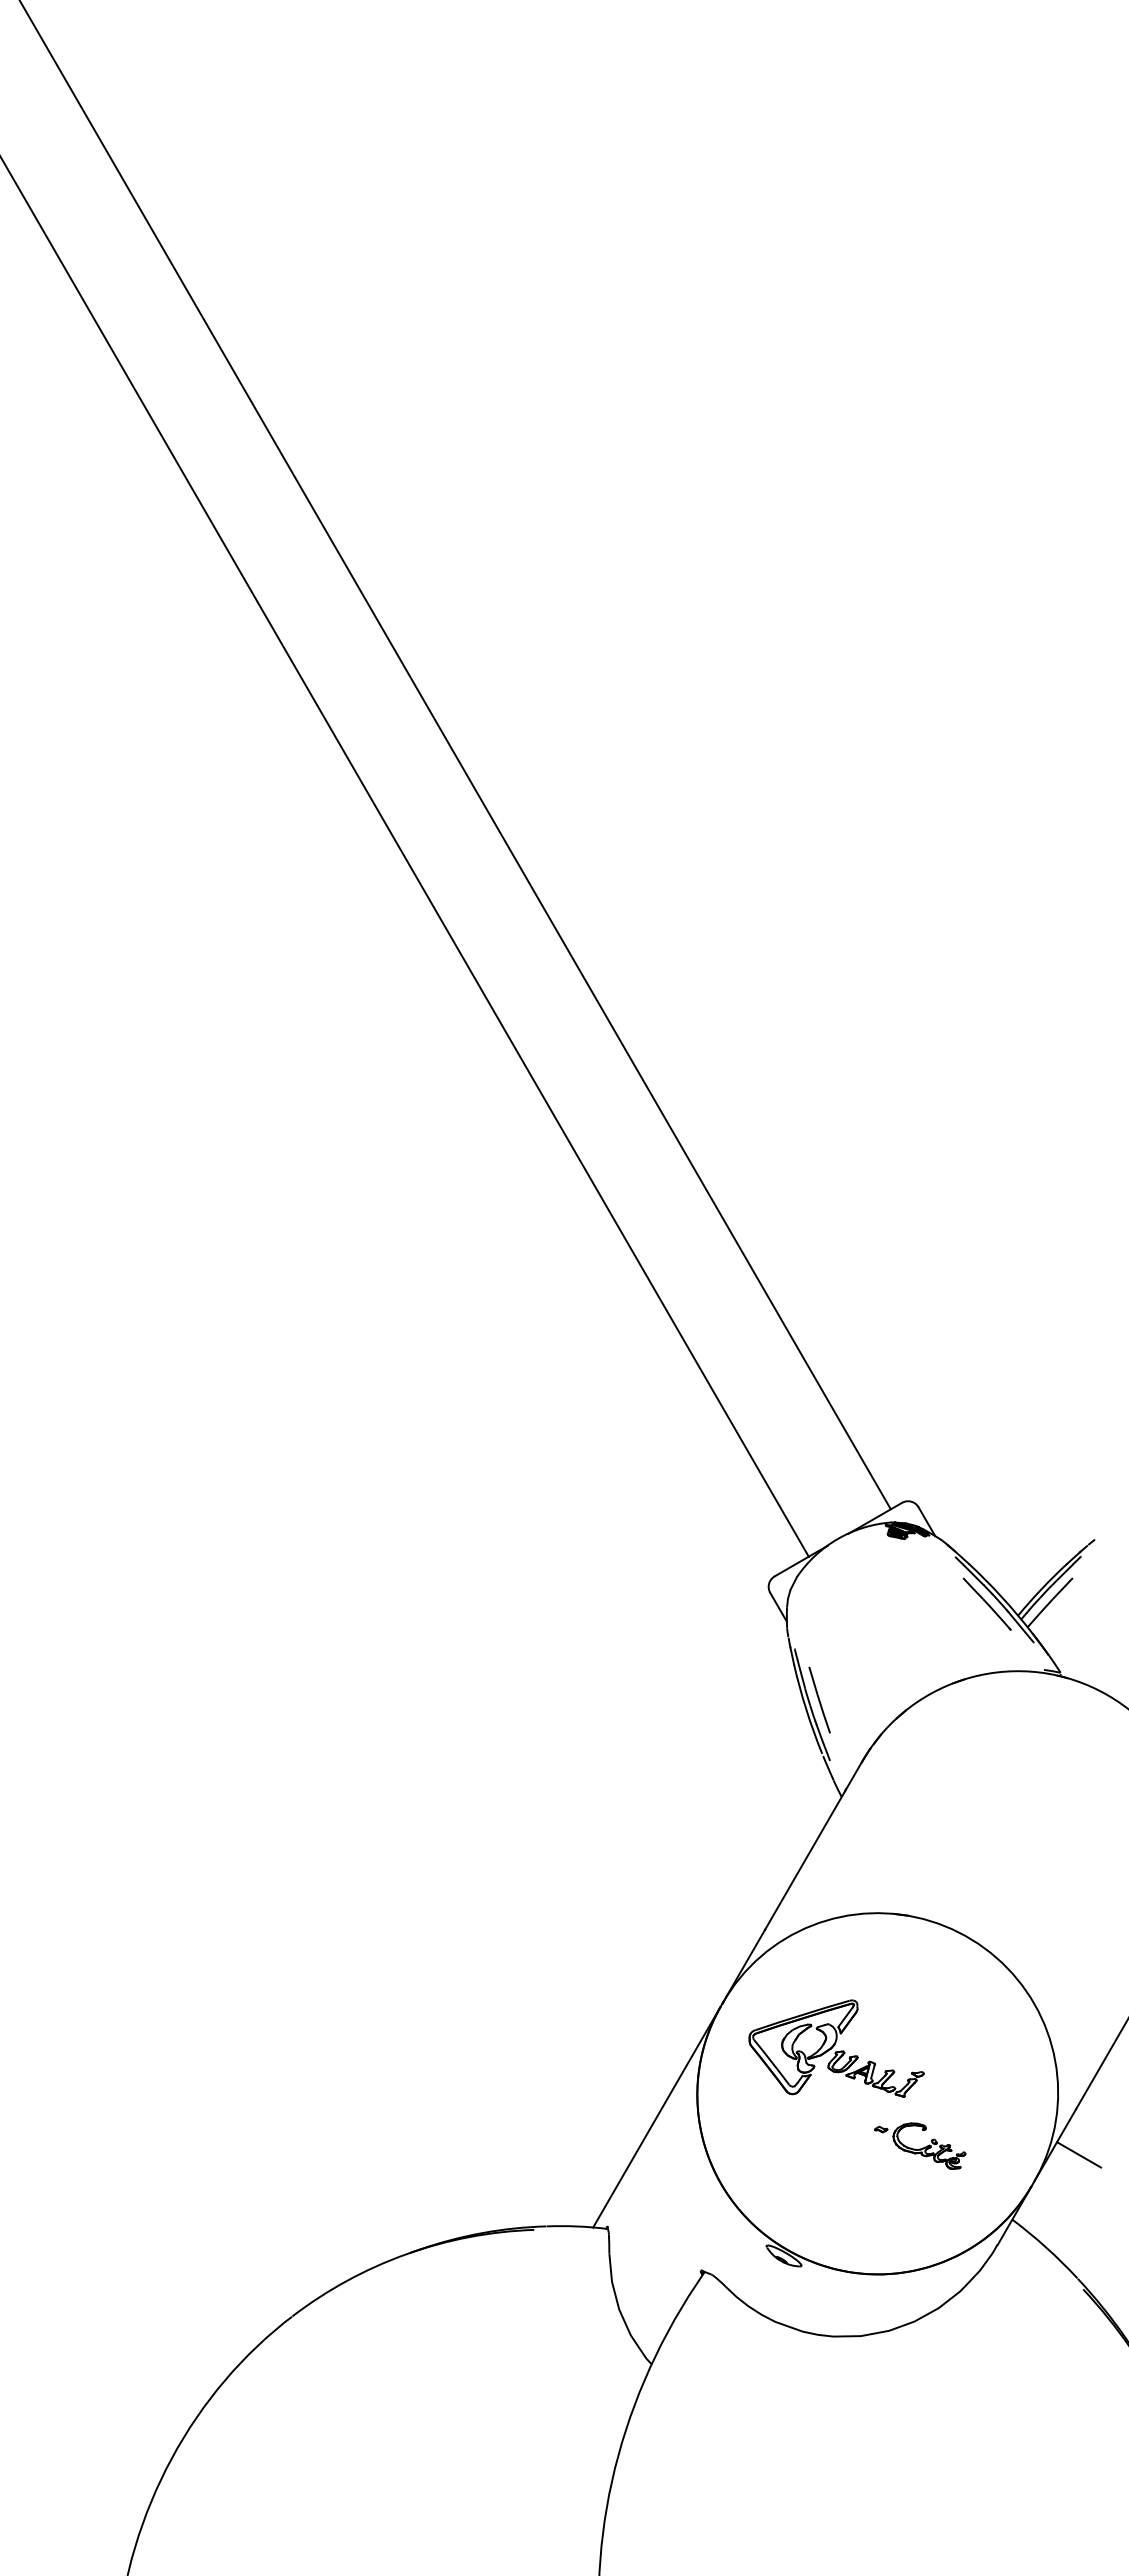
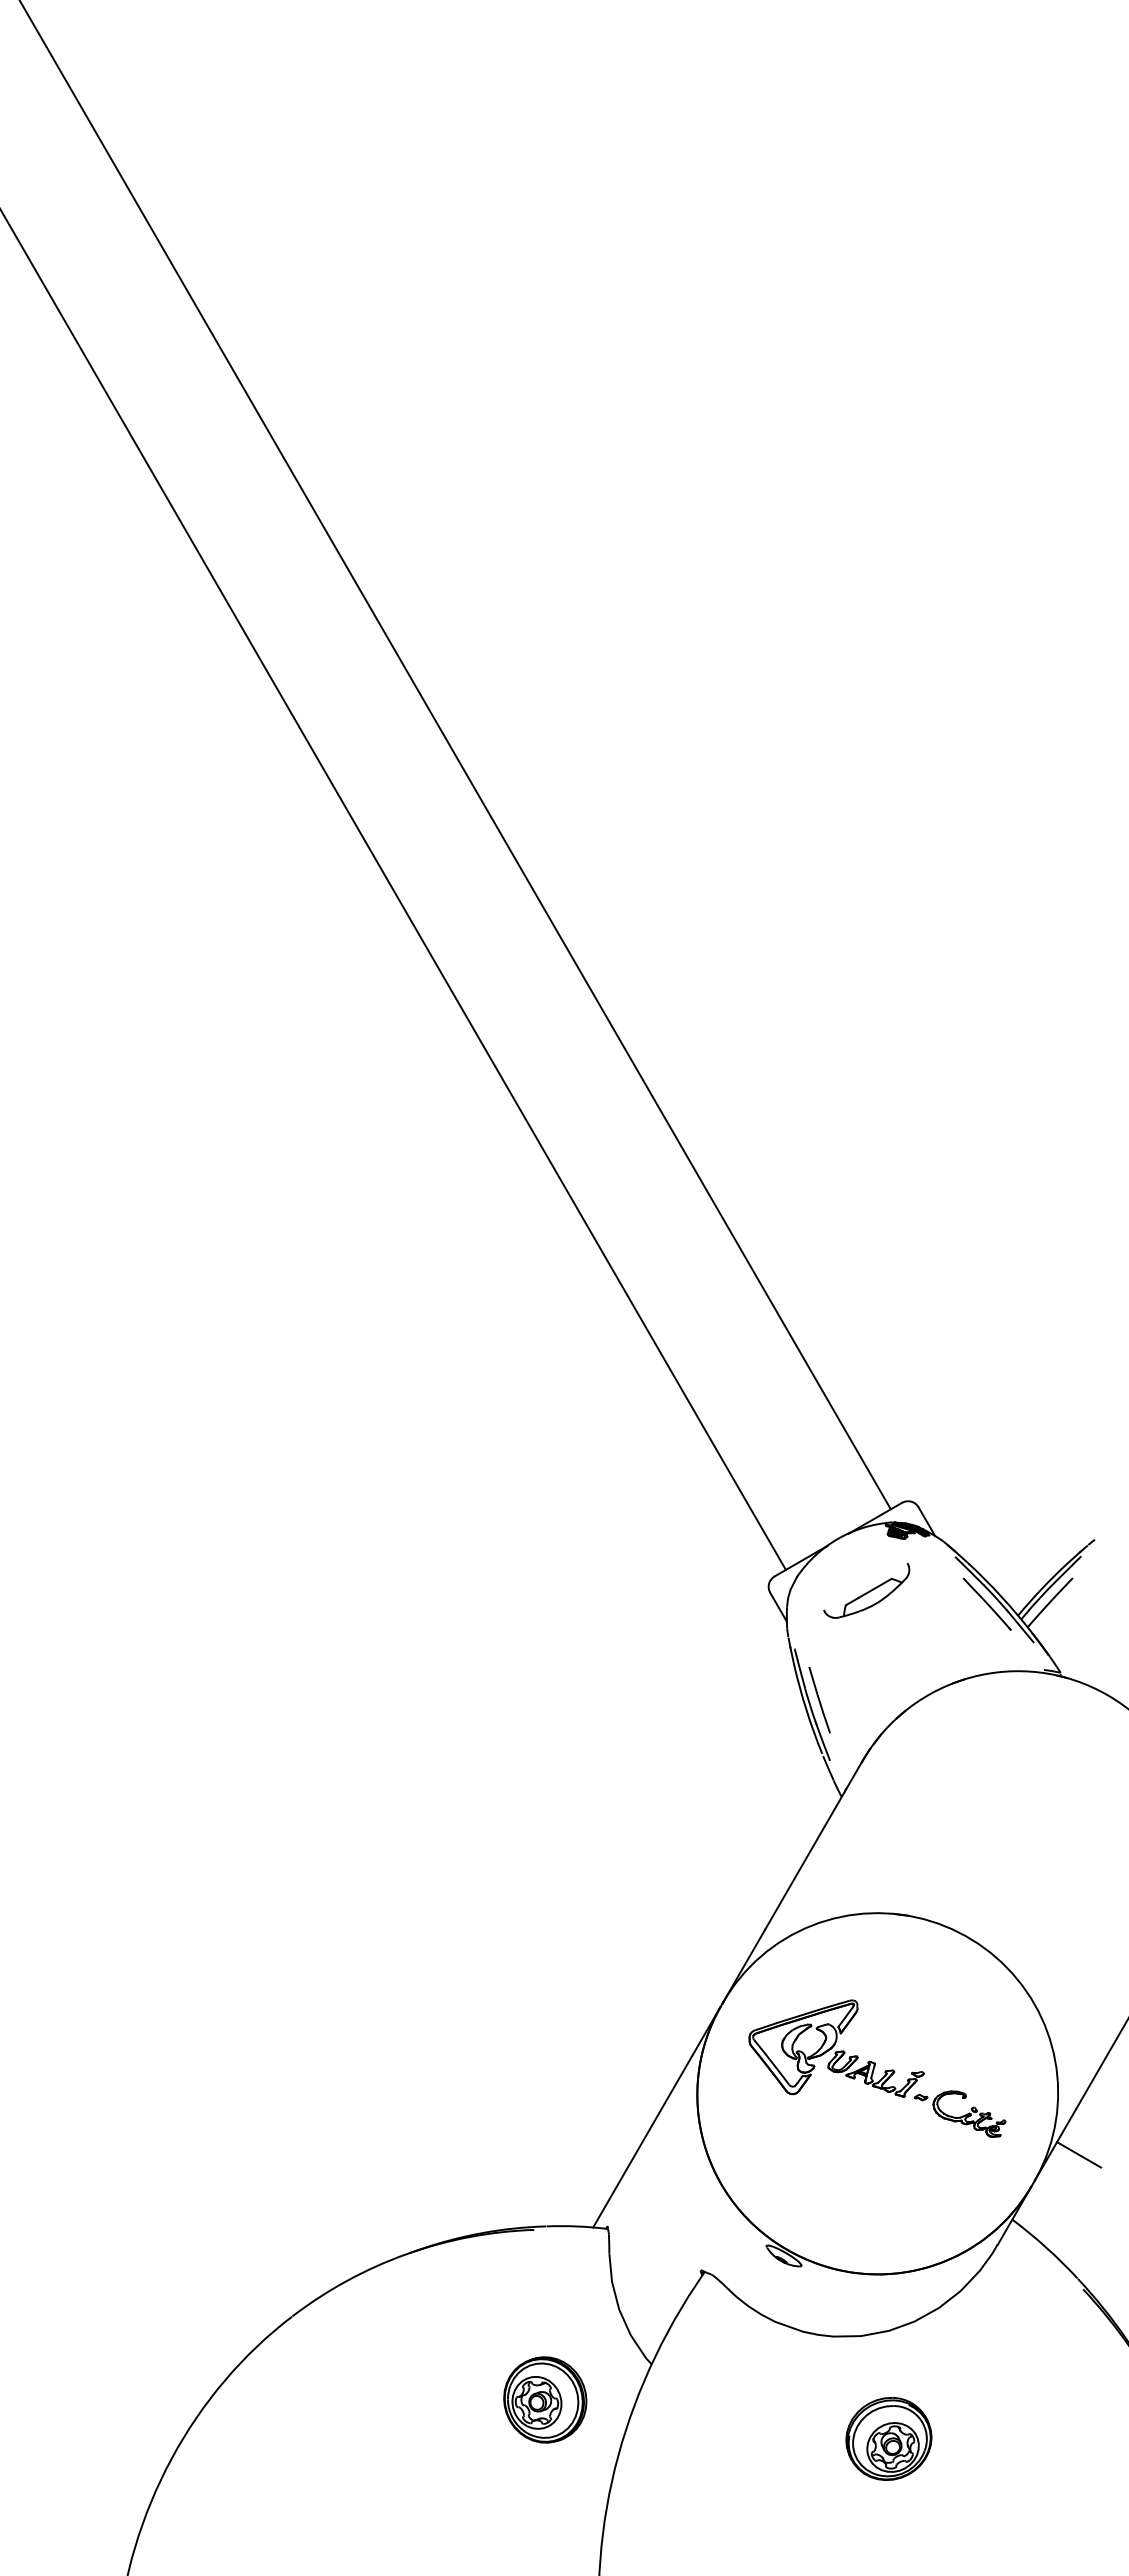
line position: (405, 857) -> (393, 890) (393, 890)
part: none -> present (866, 1590)
part position: (920, 2145) -> (960, 2113) (960, 2113)
part: none -> present (545, 2399)
part: none -> present (888, 2438)
